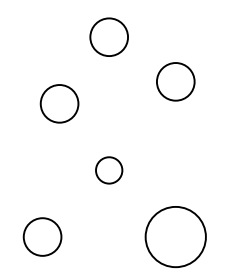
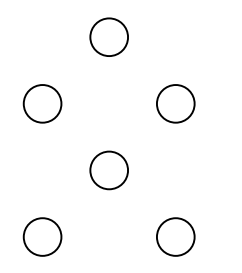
circle position: (175, 81) -> (175, 103) (175, 103)
circle position: (59, 103) -> (42, 103) (42, 103)
circle diameter: 26 px -> 38 px (109, 170)
circle diameter: 60 px -> 38 px (175, 236)
